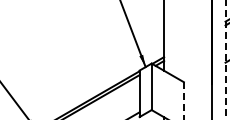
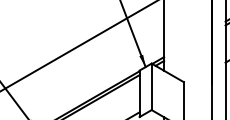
line: none -> present (78, 46)
line: dashed -> solid (225, 60)
line: dashed -> solid (183, 100)
